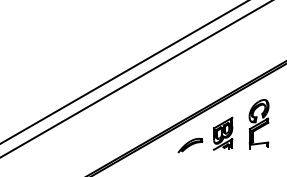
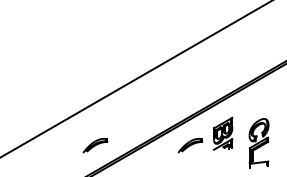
line: present -> none (124, 72)
part position: (258, 124) -> (258, 143) (258, 143)
part: none -> present (95, 145)
